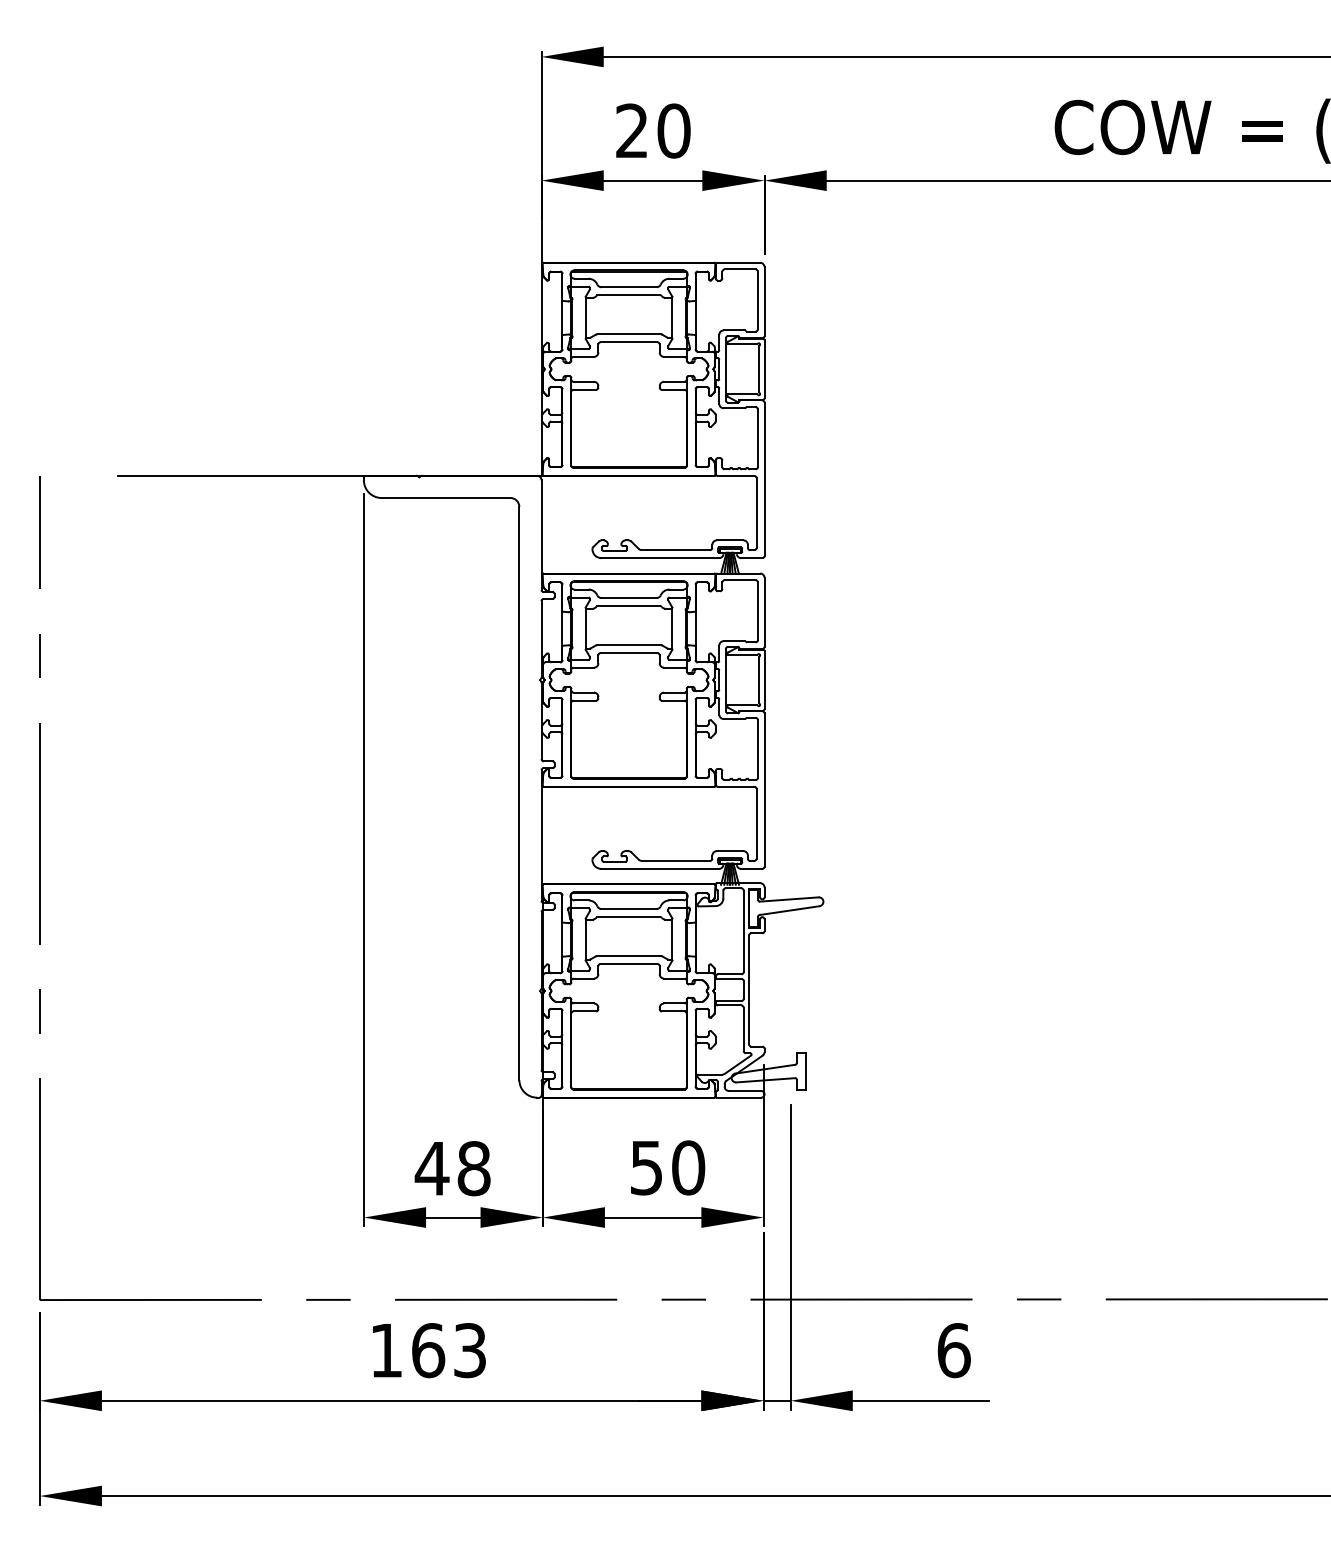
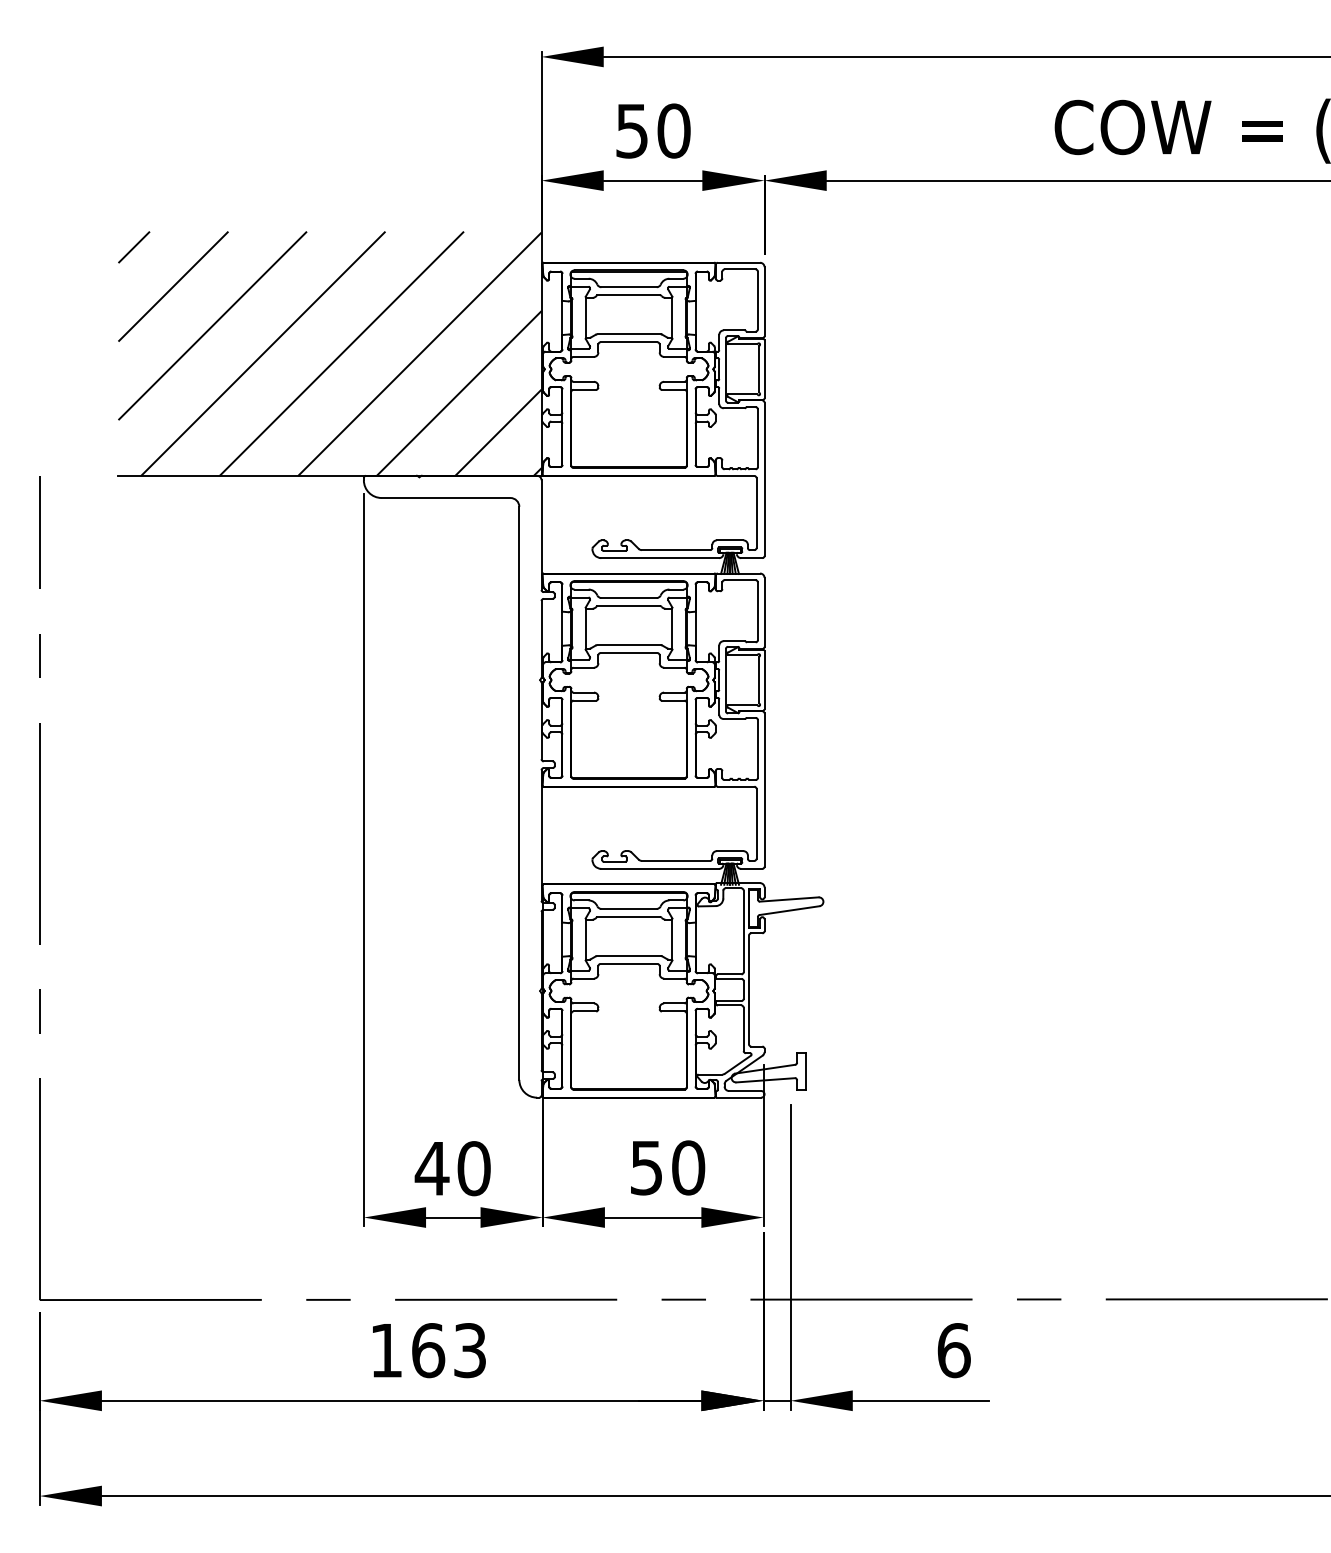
text: 20 -> 50 (631, 130)
hatch: none -> present (329, 353)
text: 48 -> 40 (473, 1168)
